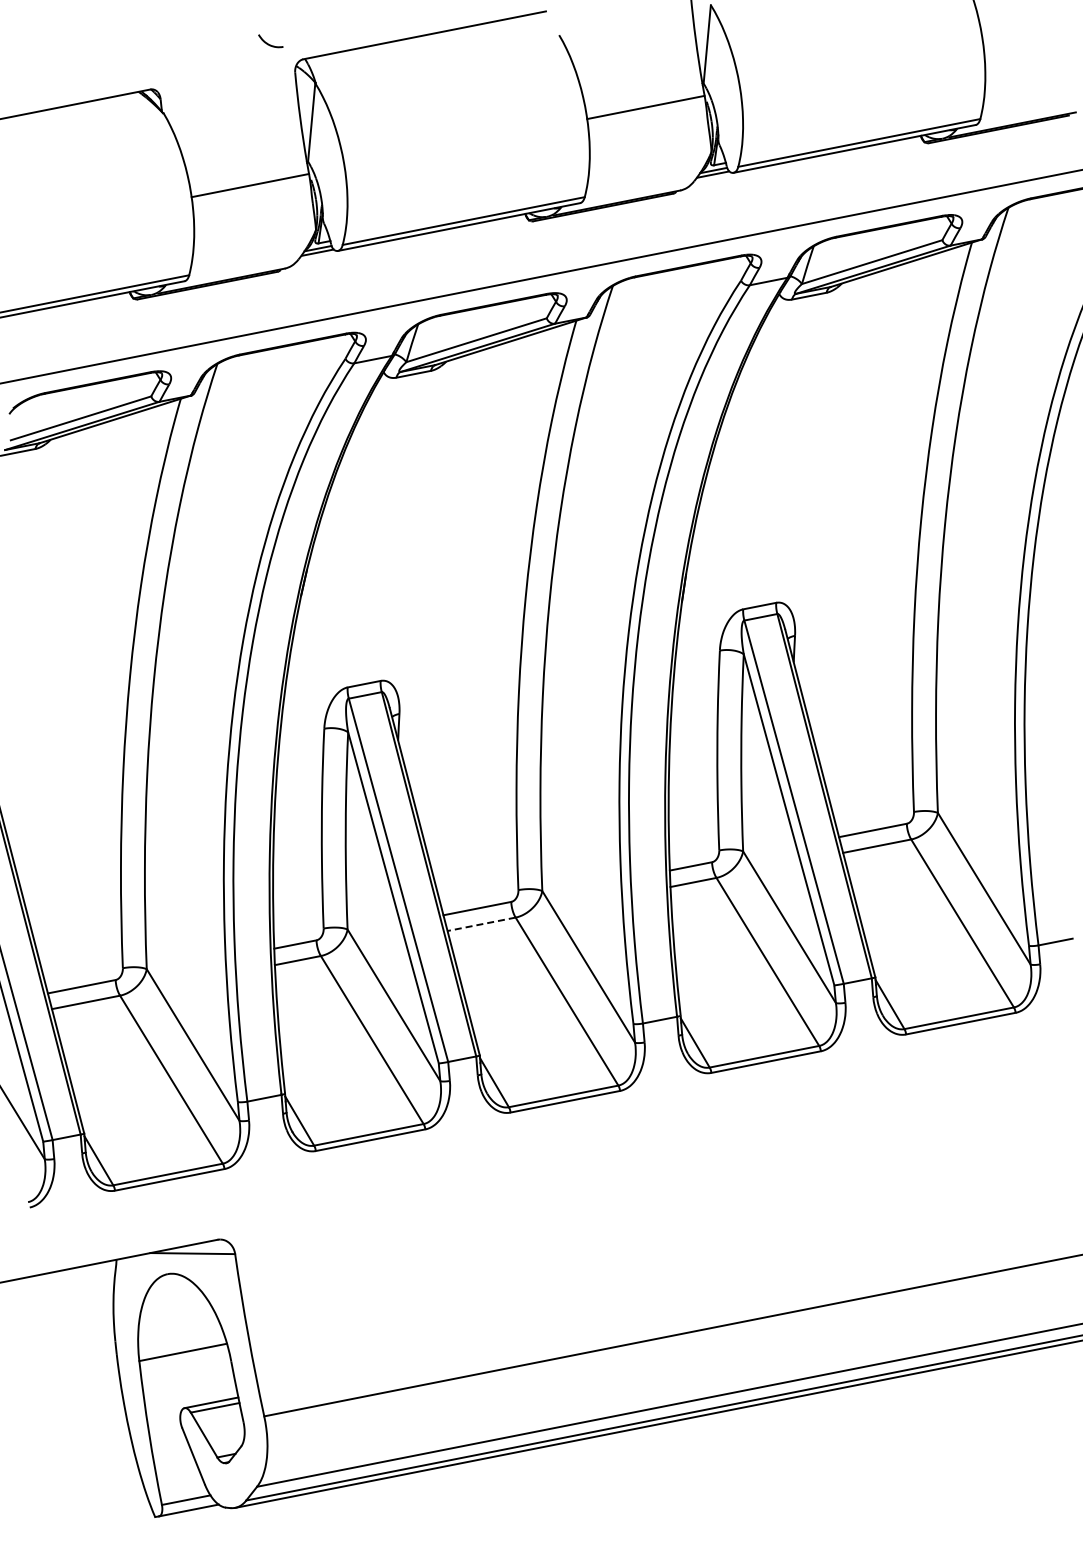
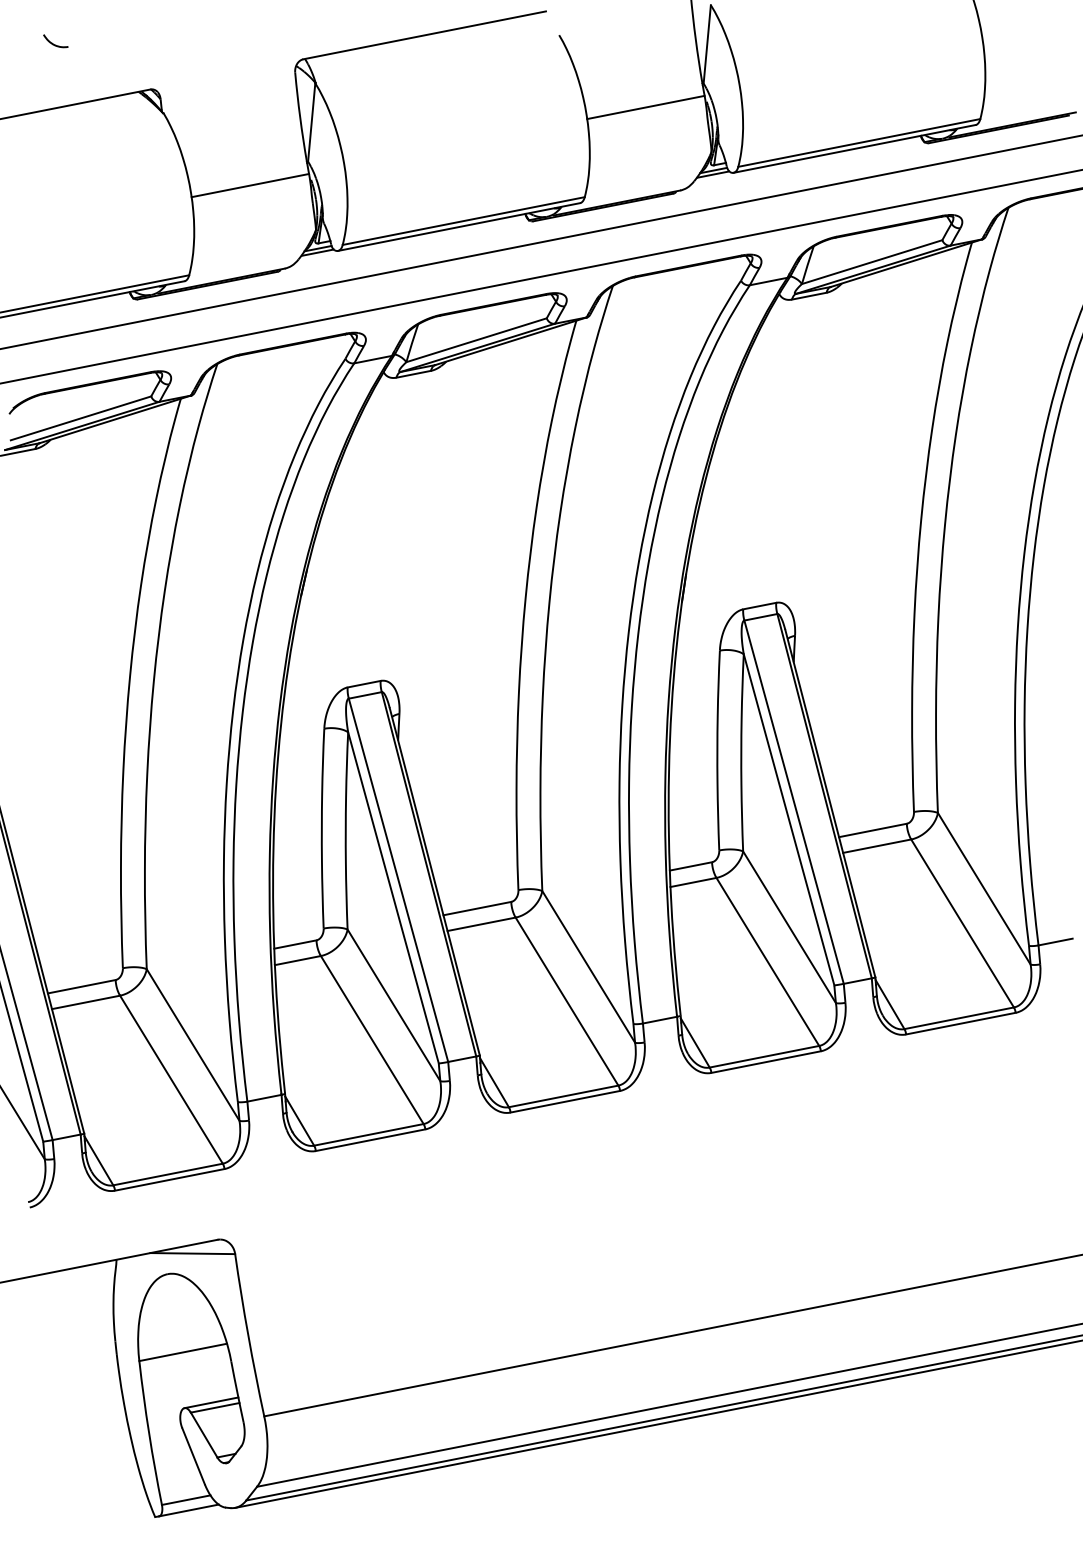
curve position: (268, 43) -> (53, 43) (53, 43)
line: none -> present (540, 242)
line: dashed -> solid (481, 924)
